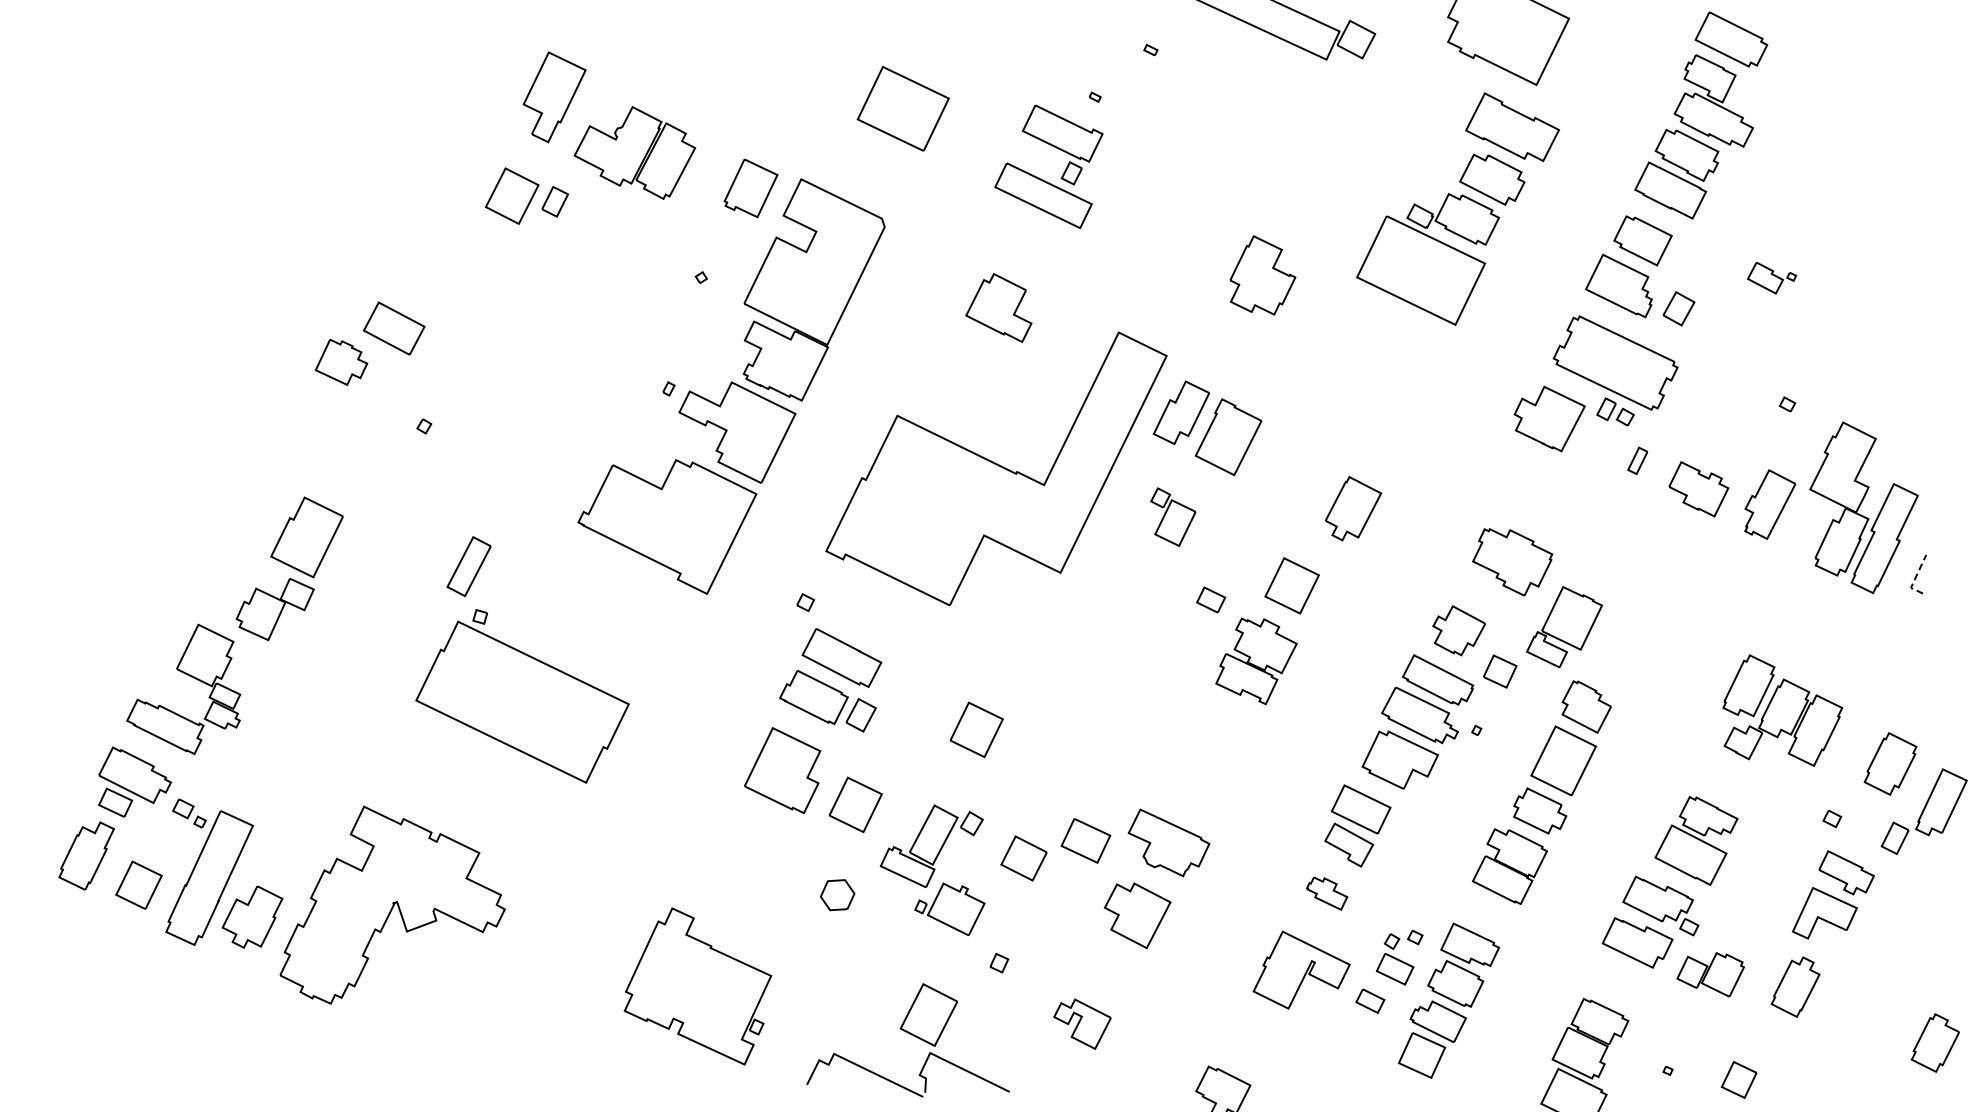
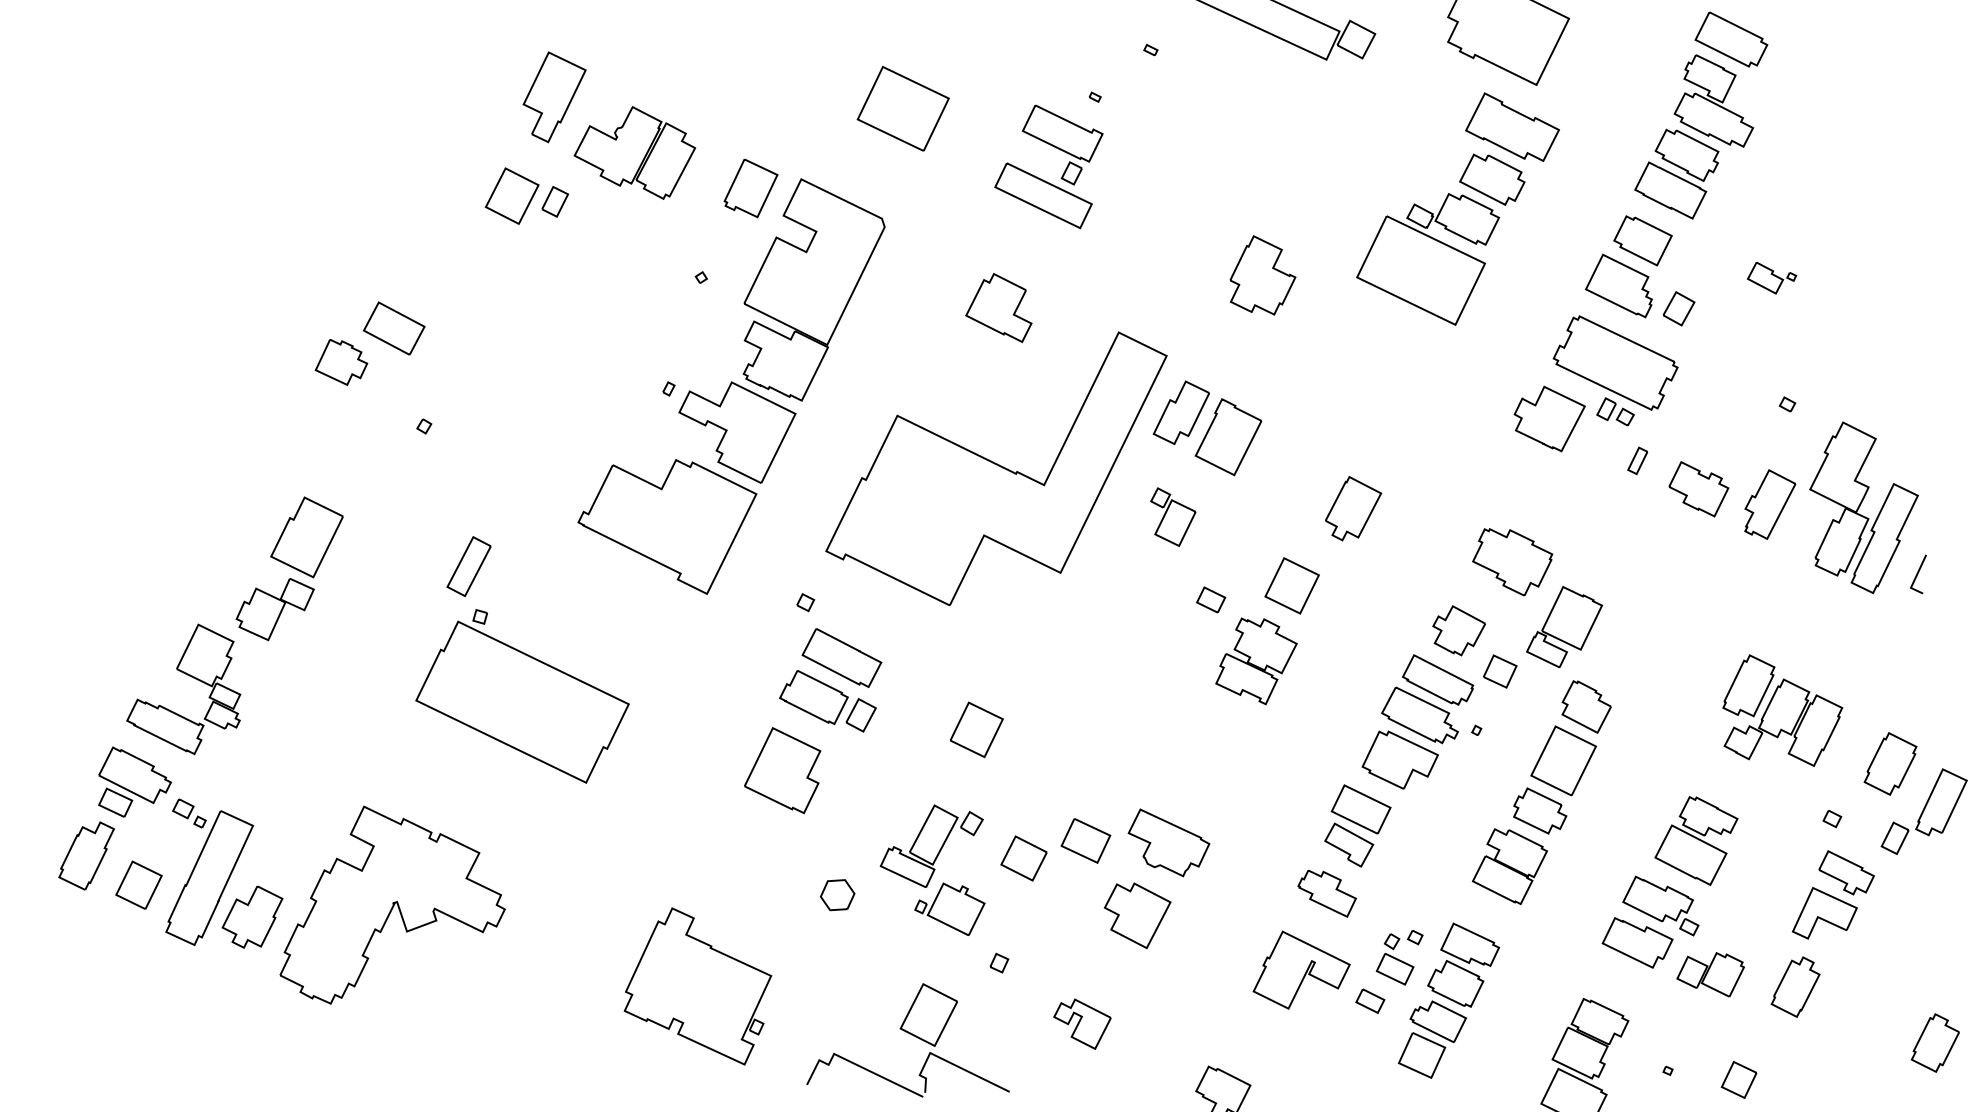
line: dashed -> solid (1915, 578)
part: present -> none (855, 804)
part size: 43x35 px -> 60x49 px (1326, 893)
